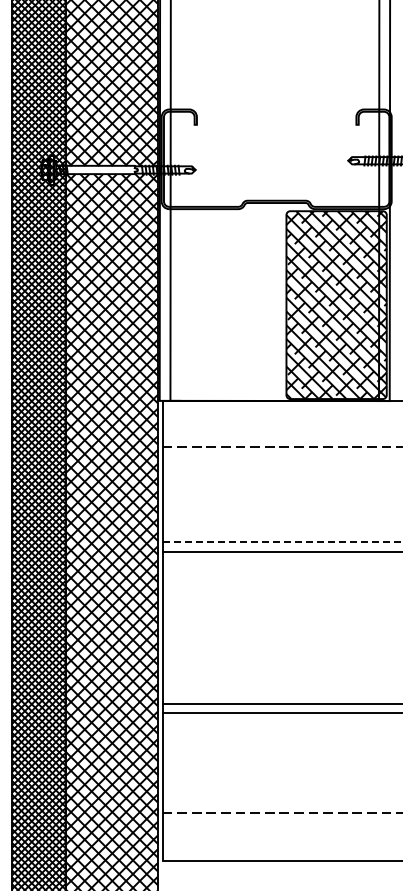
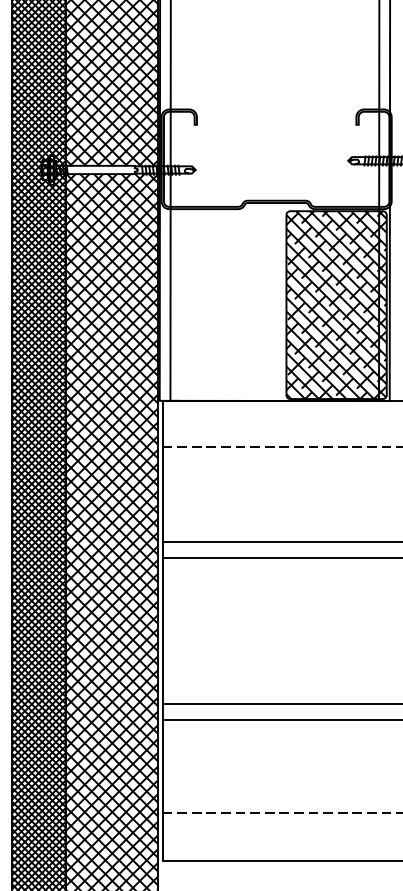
line: dashed -> solid (282, 542)
line position: (280, 552) -> (280, 558) (280, 558)
line position: (280, 713) -> (280, 720) (280, 720)
